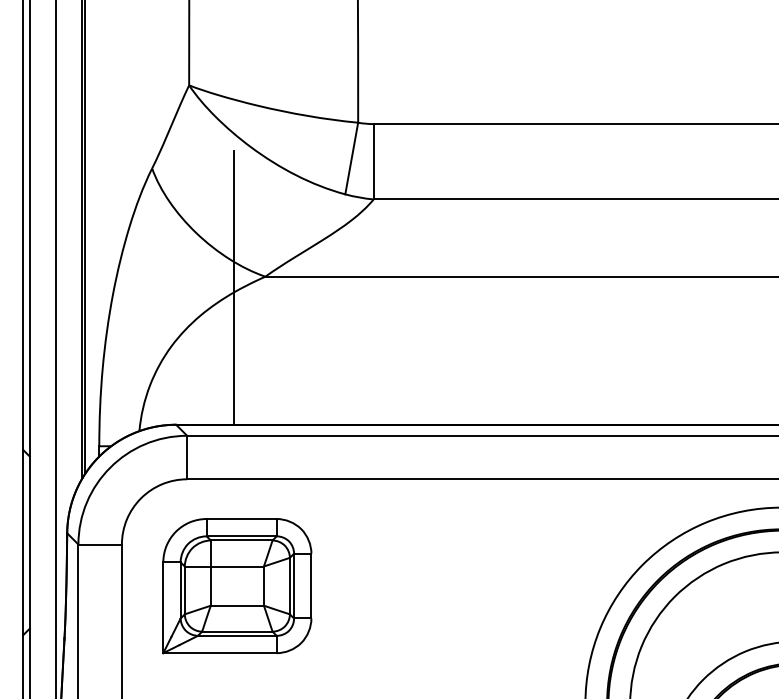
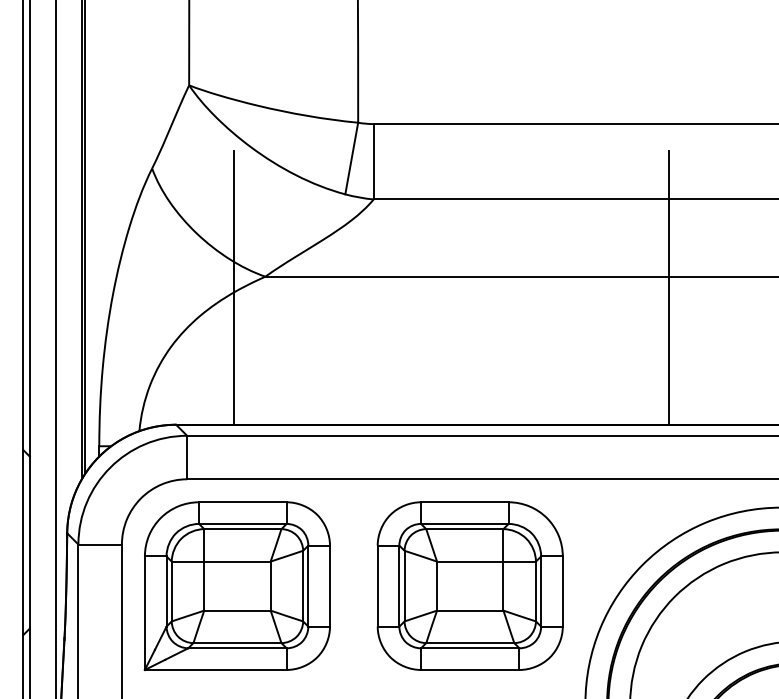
line: none -> present (669, 287)
part: none -> present (469, 585)
part size: 151x137 px -> 188x170 px (236, 585)
